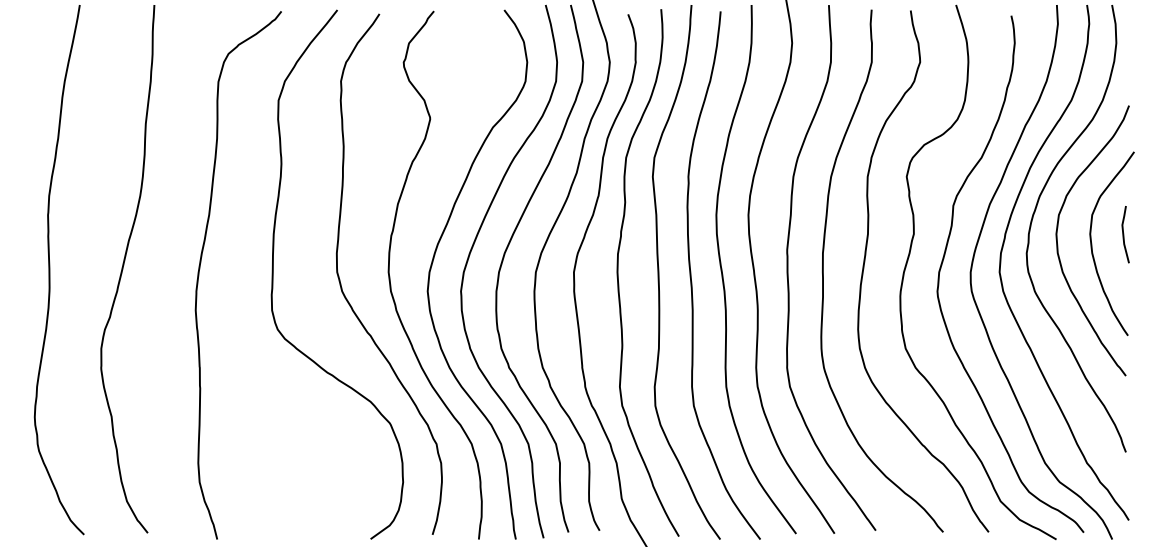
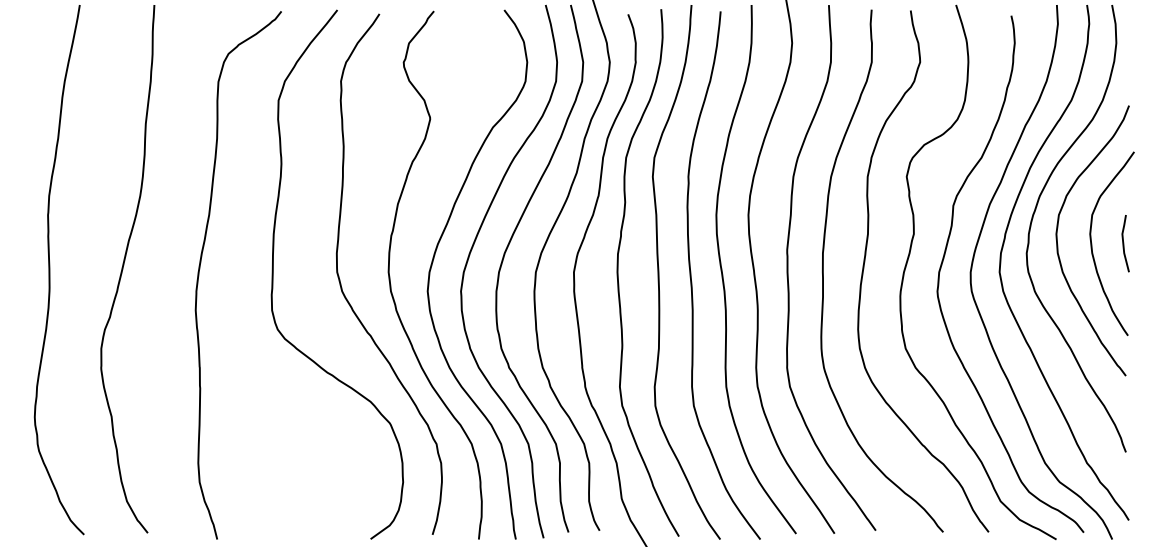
line position: (1124, 234) -> (1124, 243) (1124, 243)
